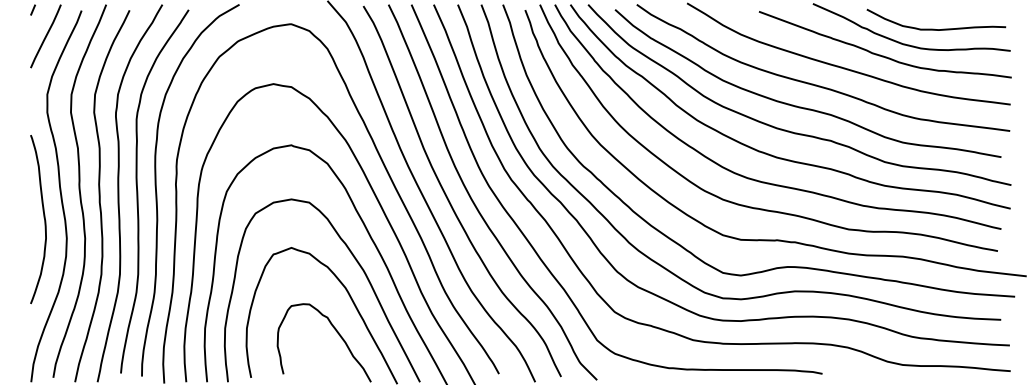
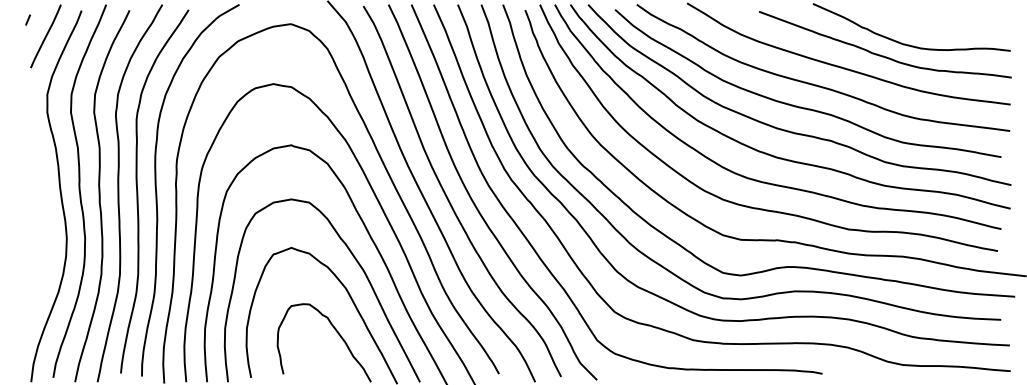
line position: (32, 9) -> (27, 19) (27, 19)
curve: present -> none (934, 28)
curve: present -> none (43, 218)
